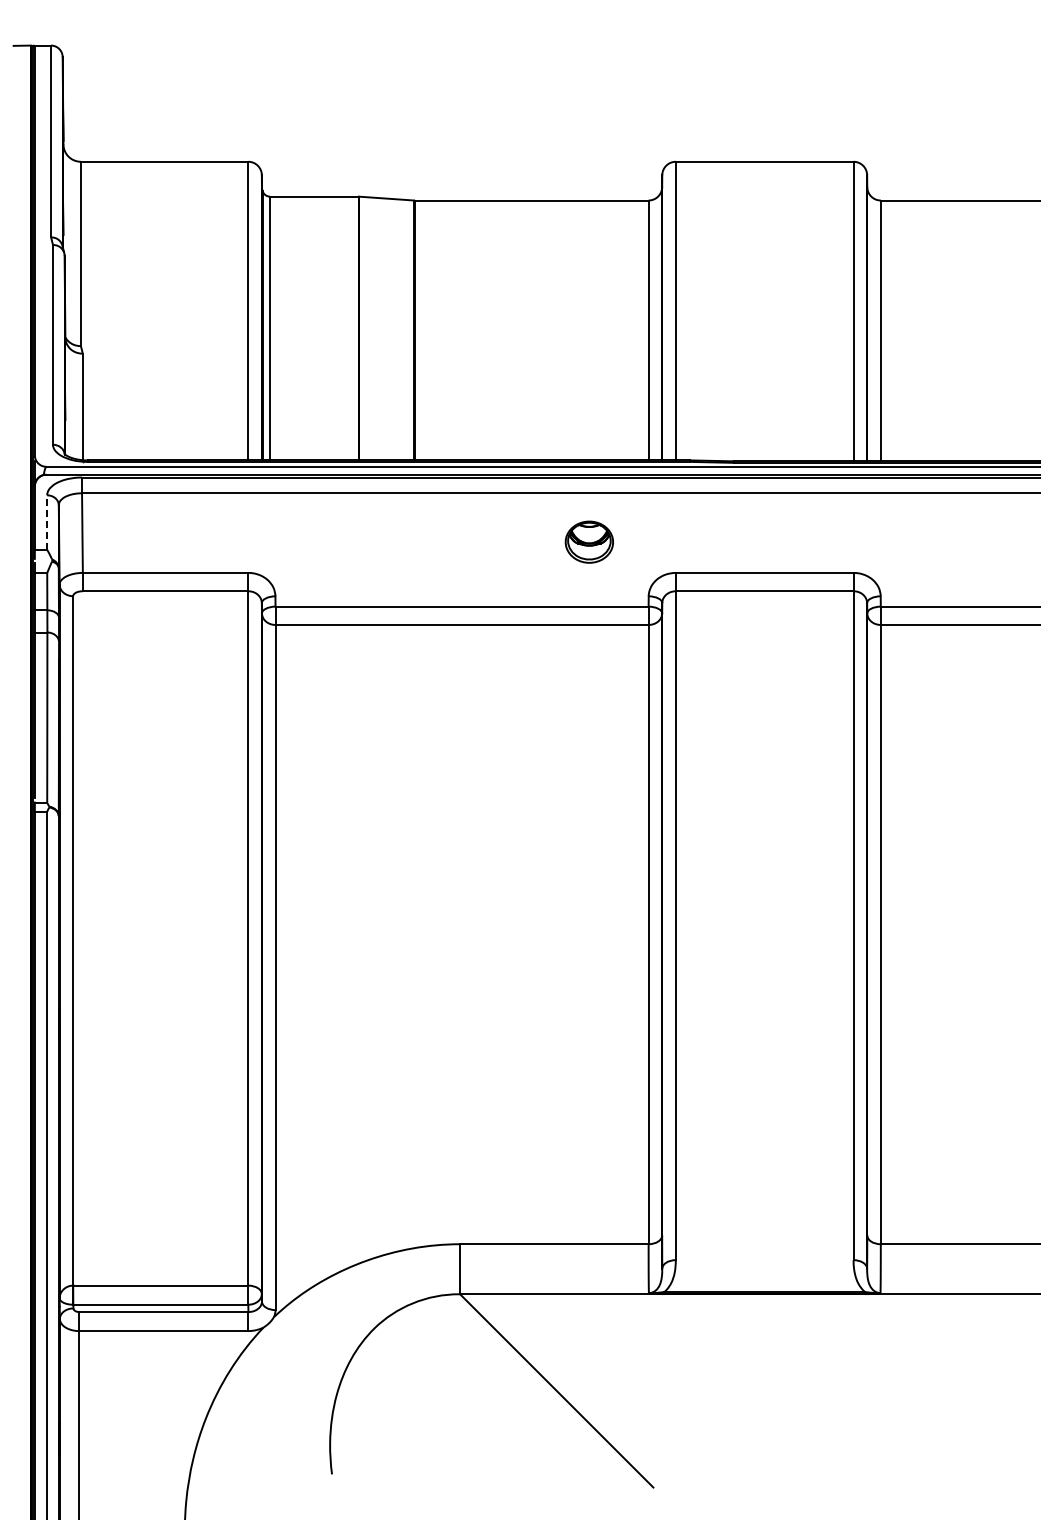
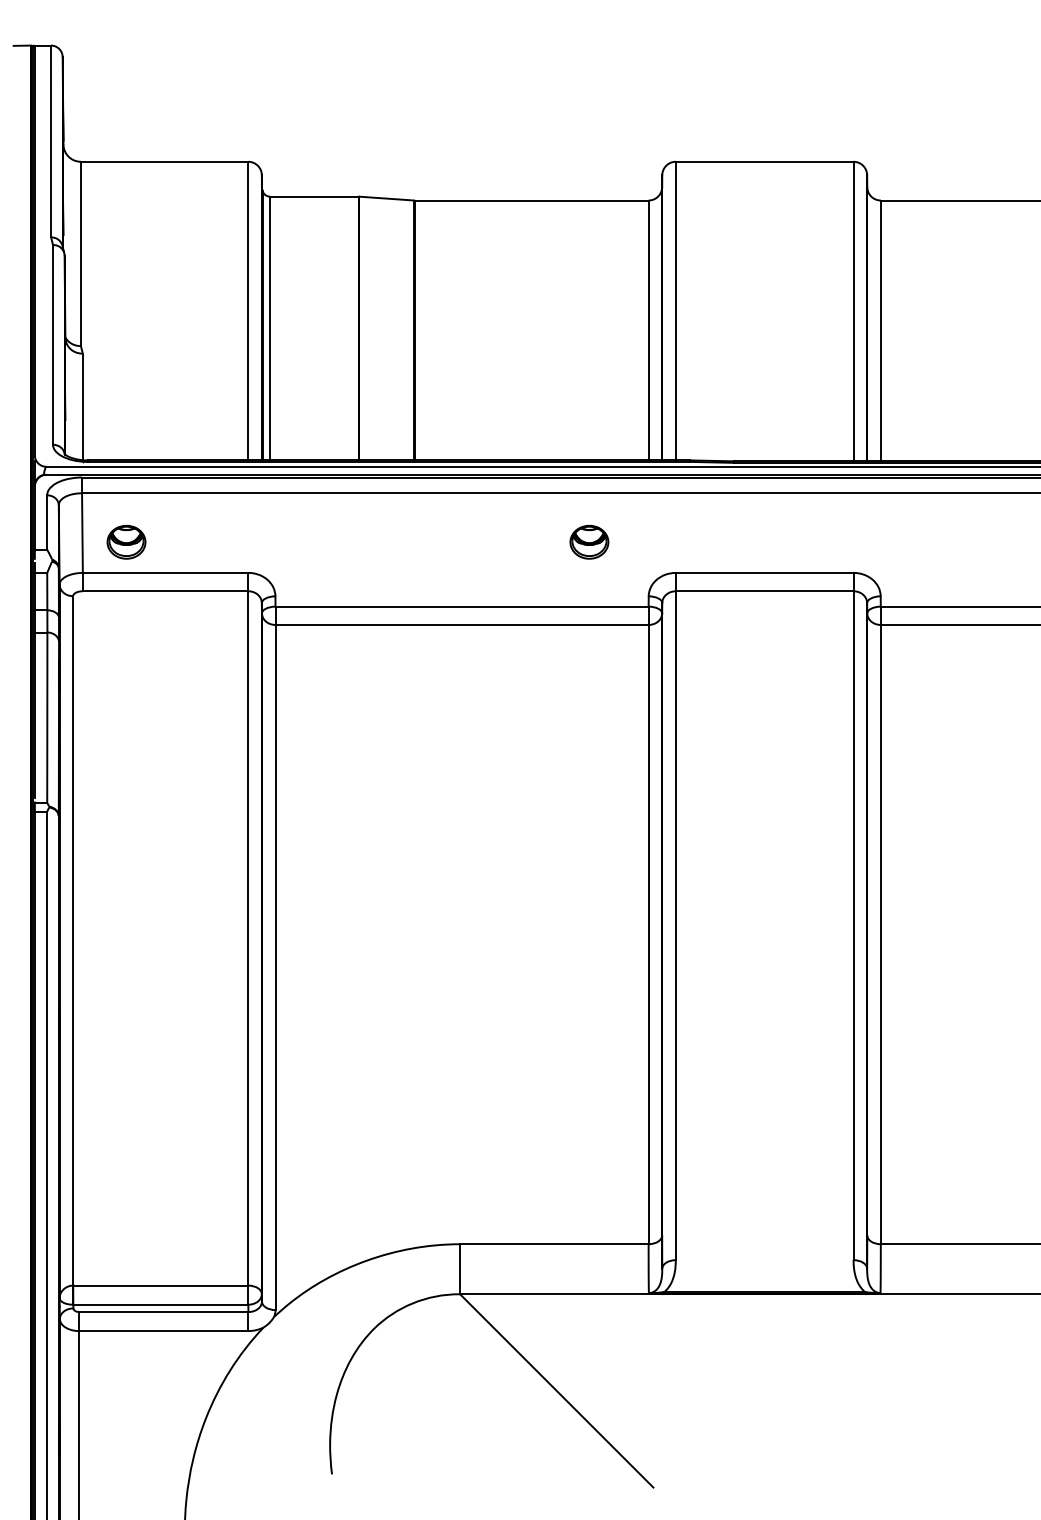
line: dashed -> solid (47, 522)
part size: 50x44 px -> 41x35 px (589, 542)
part: none -> present (126, 542)
